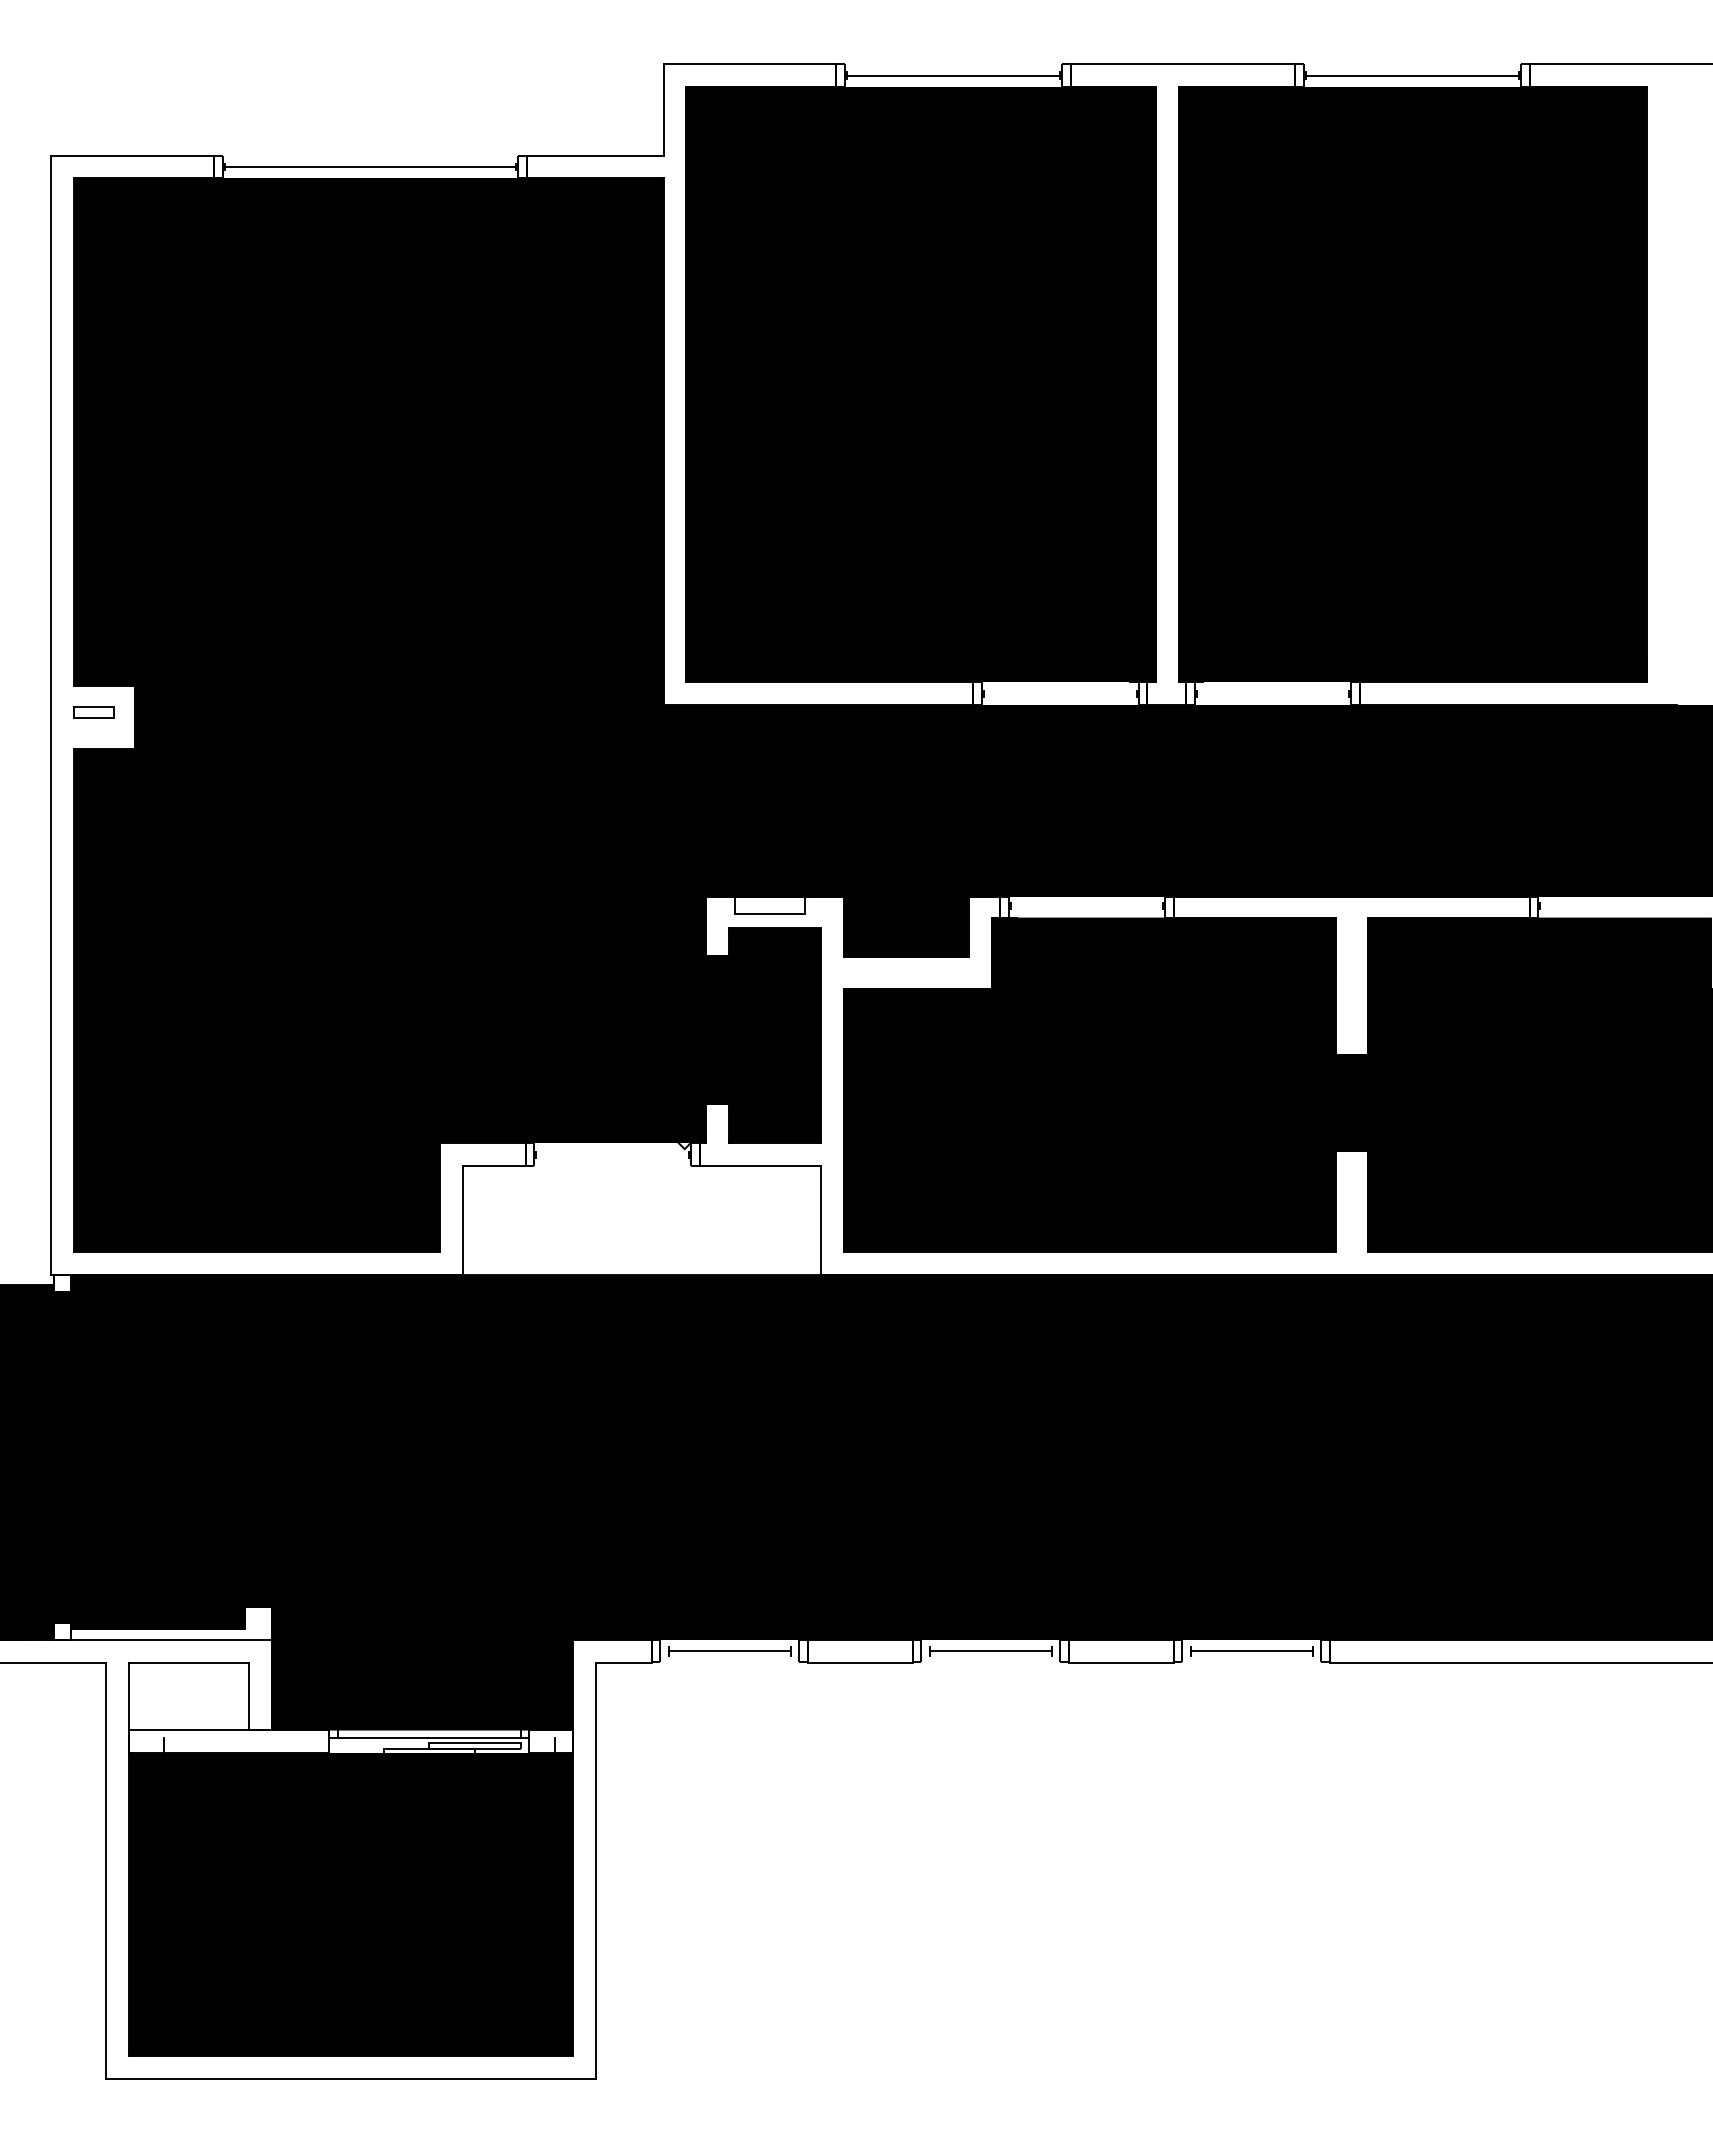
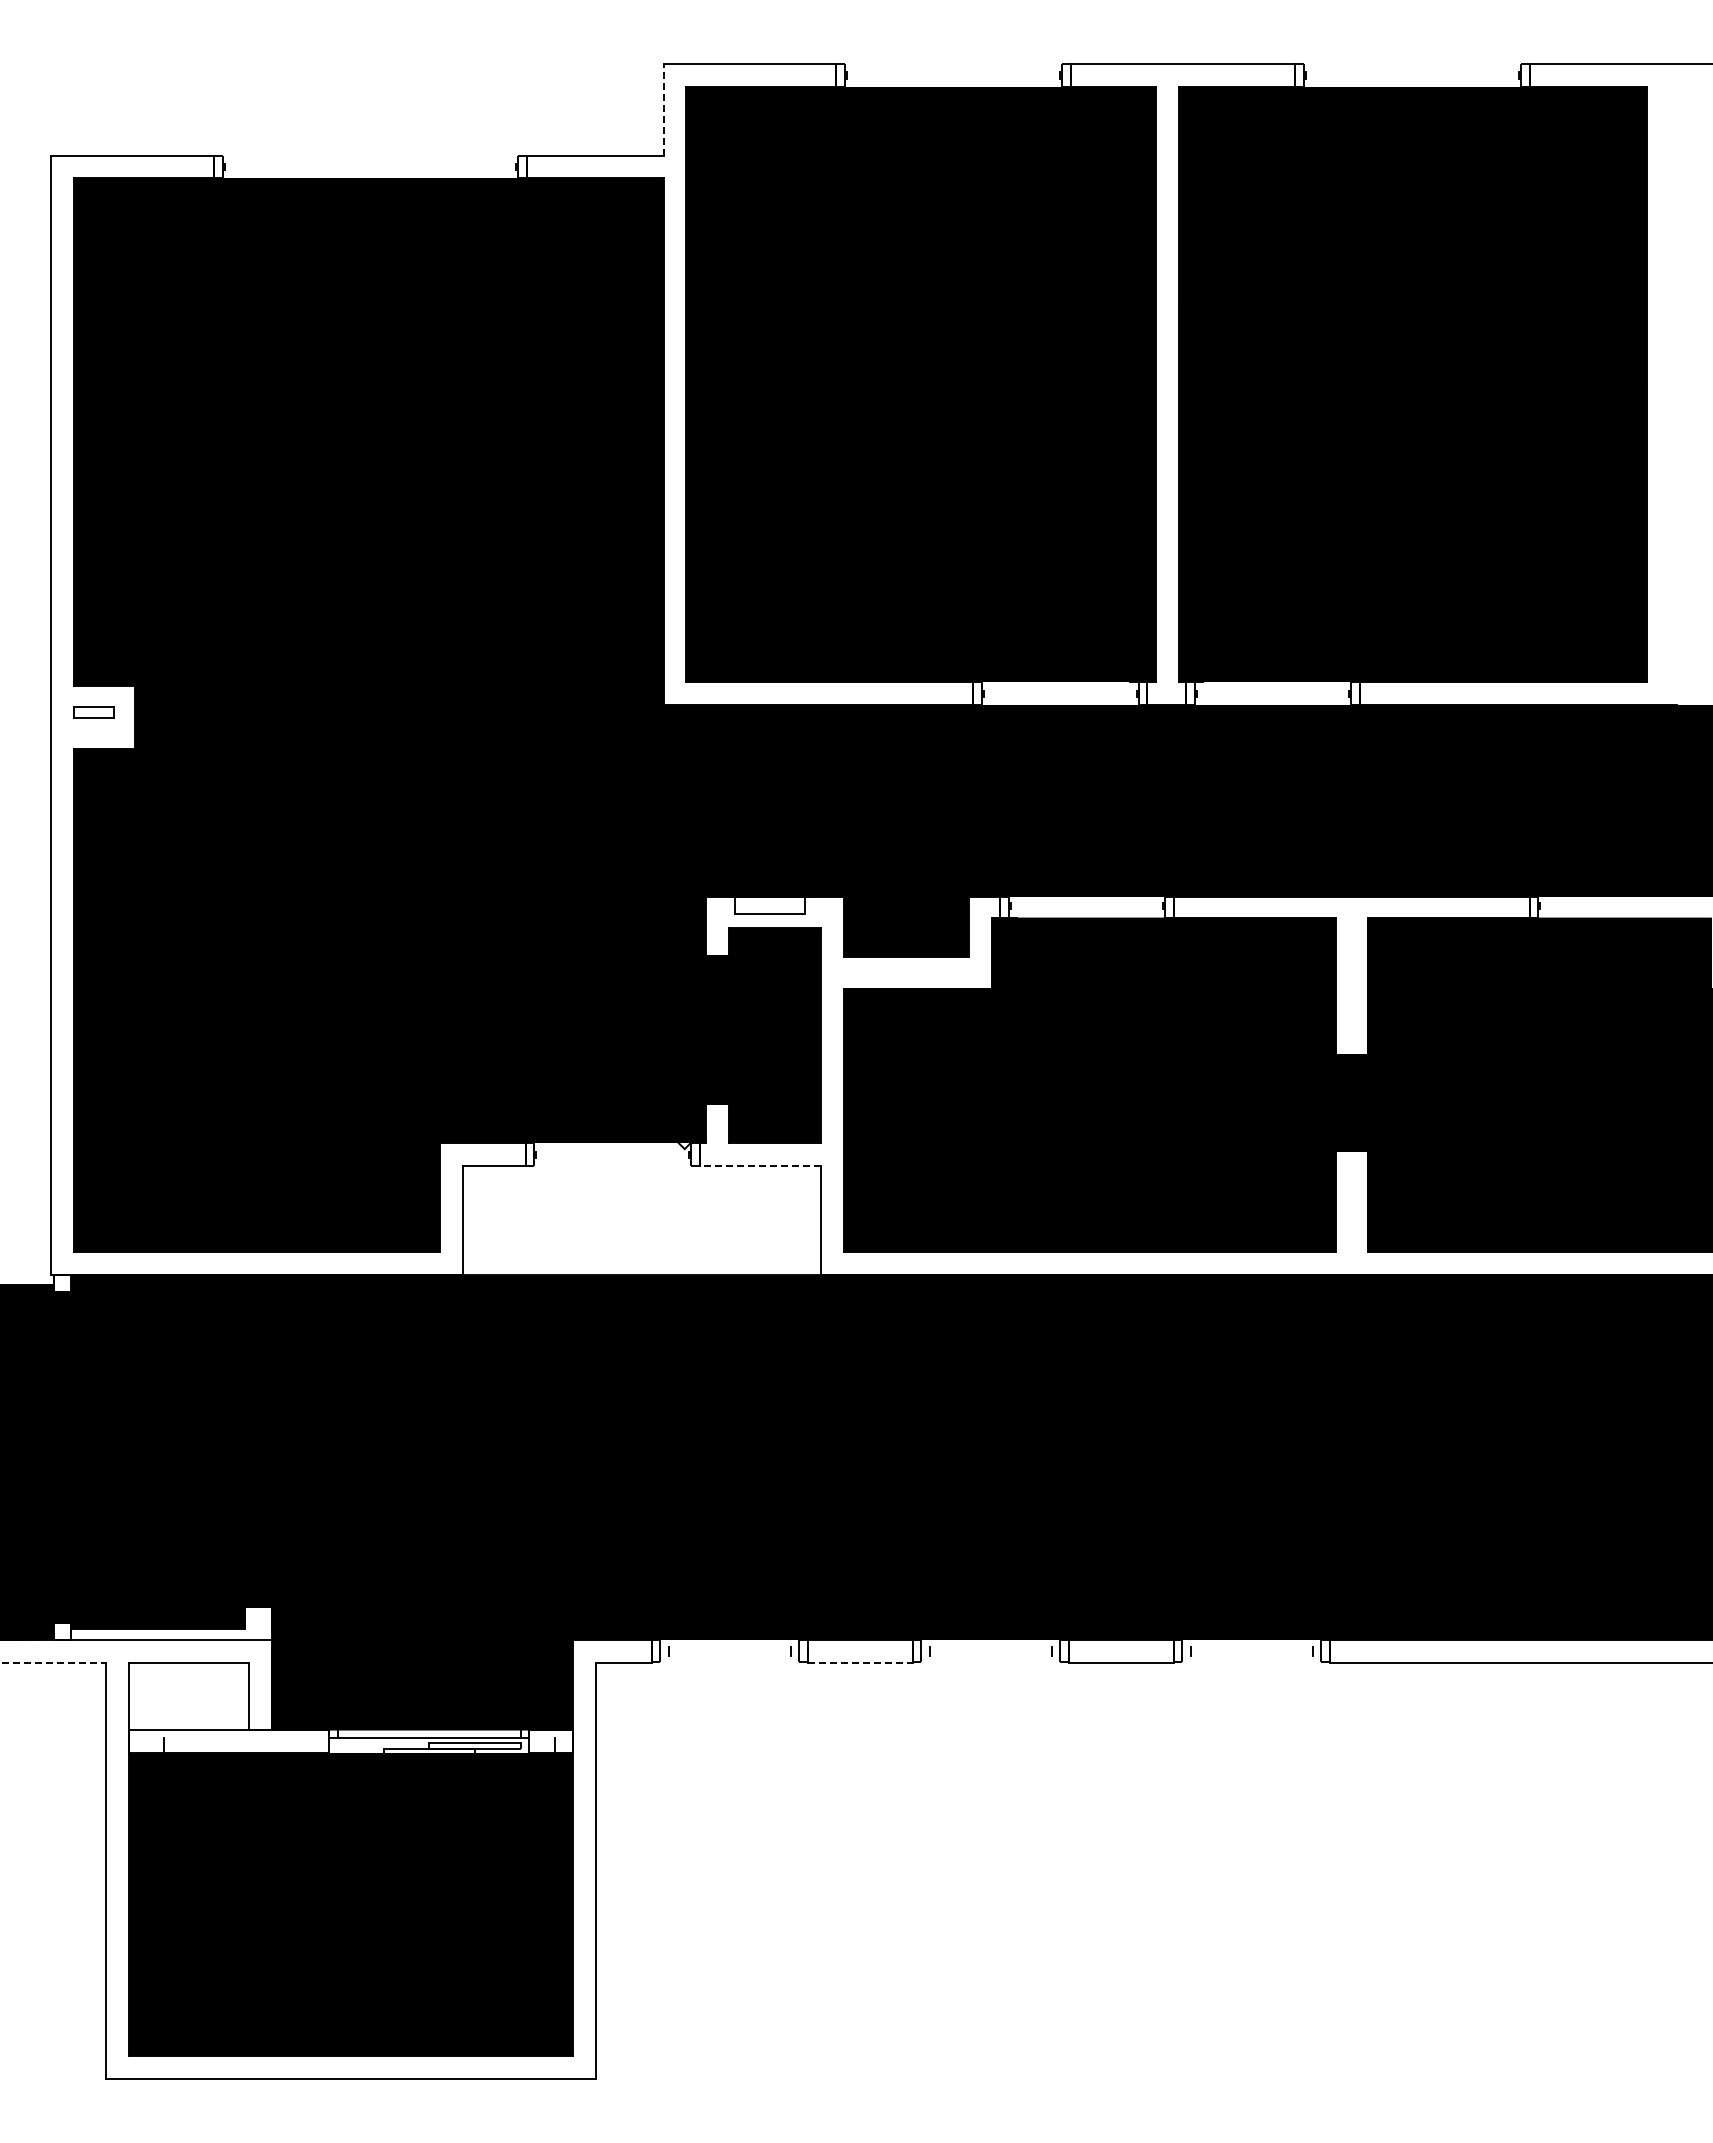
line: present -> none (953, 75)
line: present -> none (1411, 75)
line: solid -> dashed (663, 109)
line: present -> none (370, 167)
line: solid -> dashed (760, 1165)
line: present -> none (729, 1651)
line: present -> none (990, 1651)
line: present -> none (1251, 1651)
line: solid -> dashed (53, 1662)
line: solid -> dashed (860, 1662)
